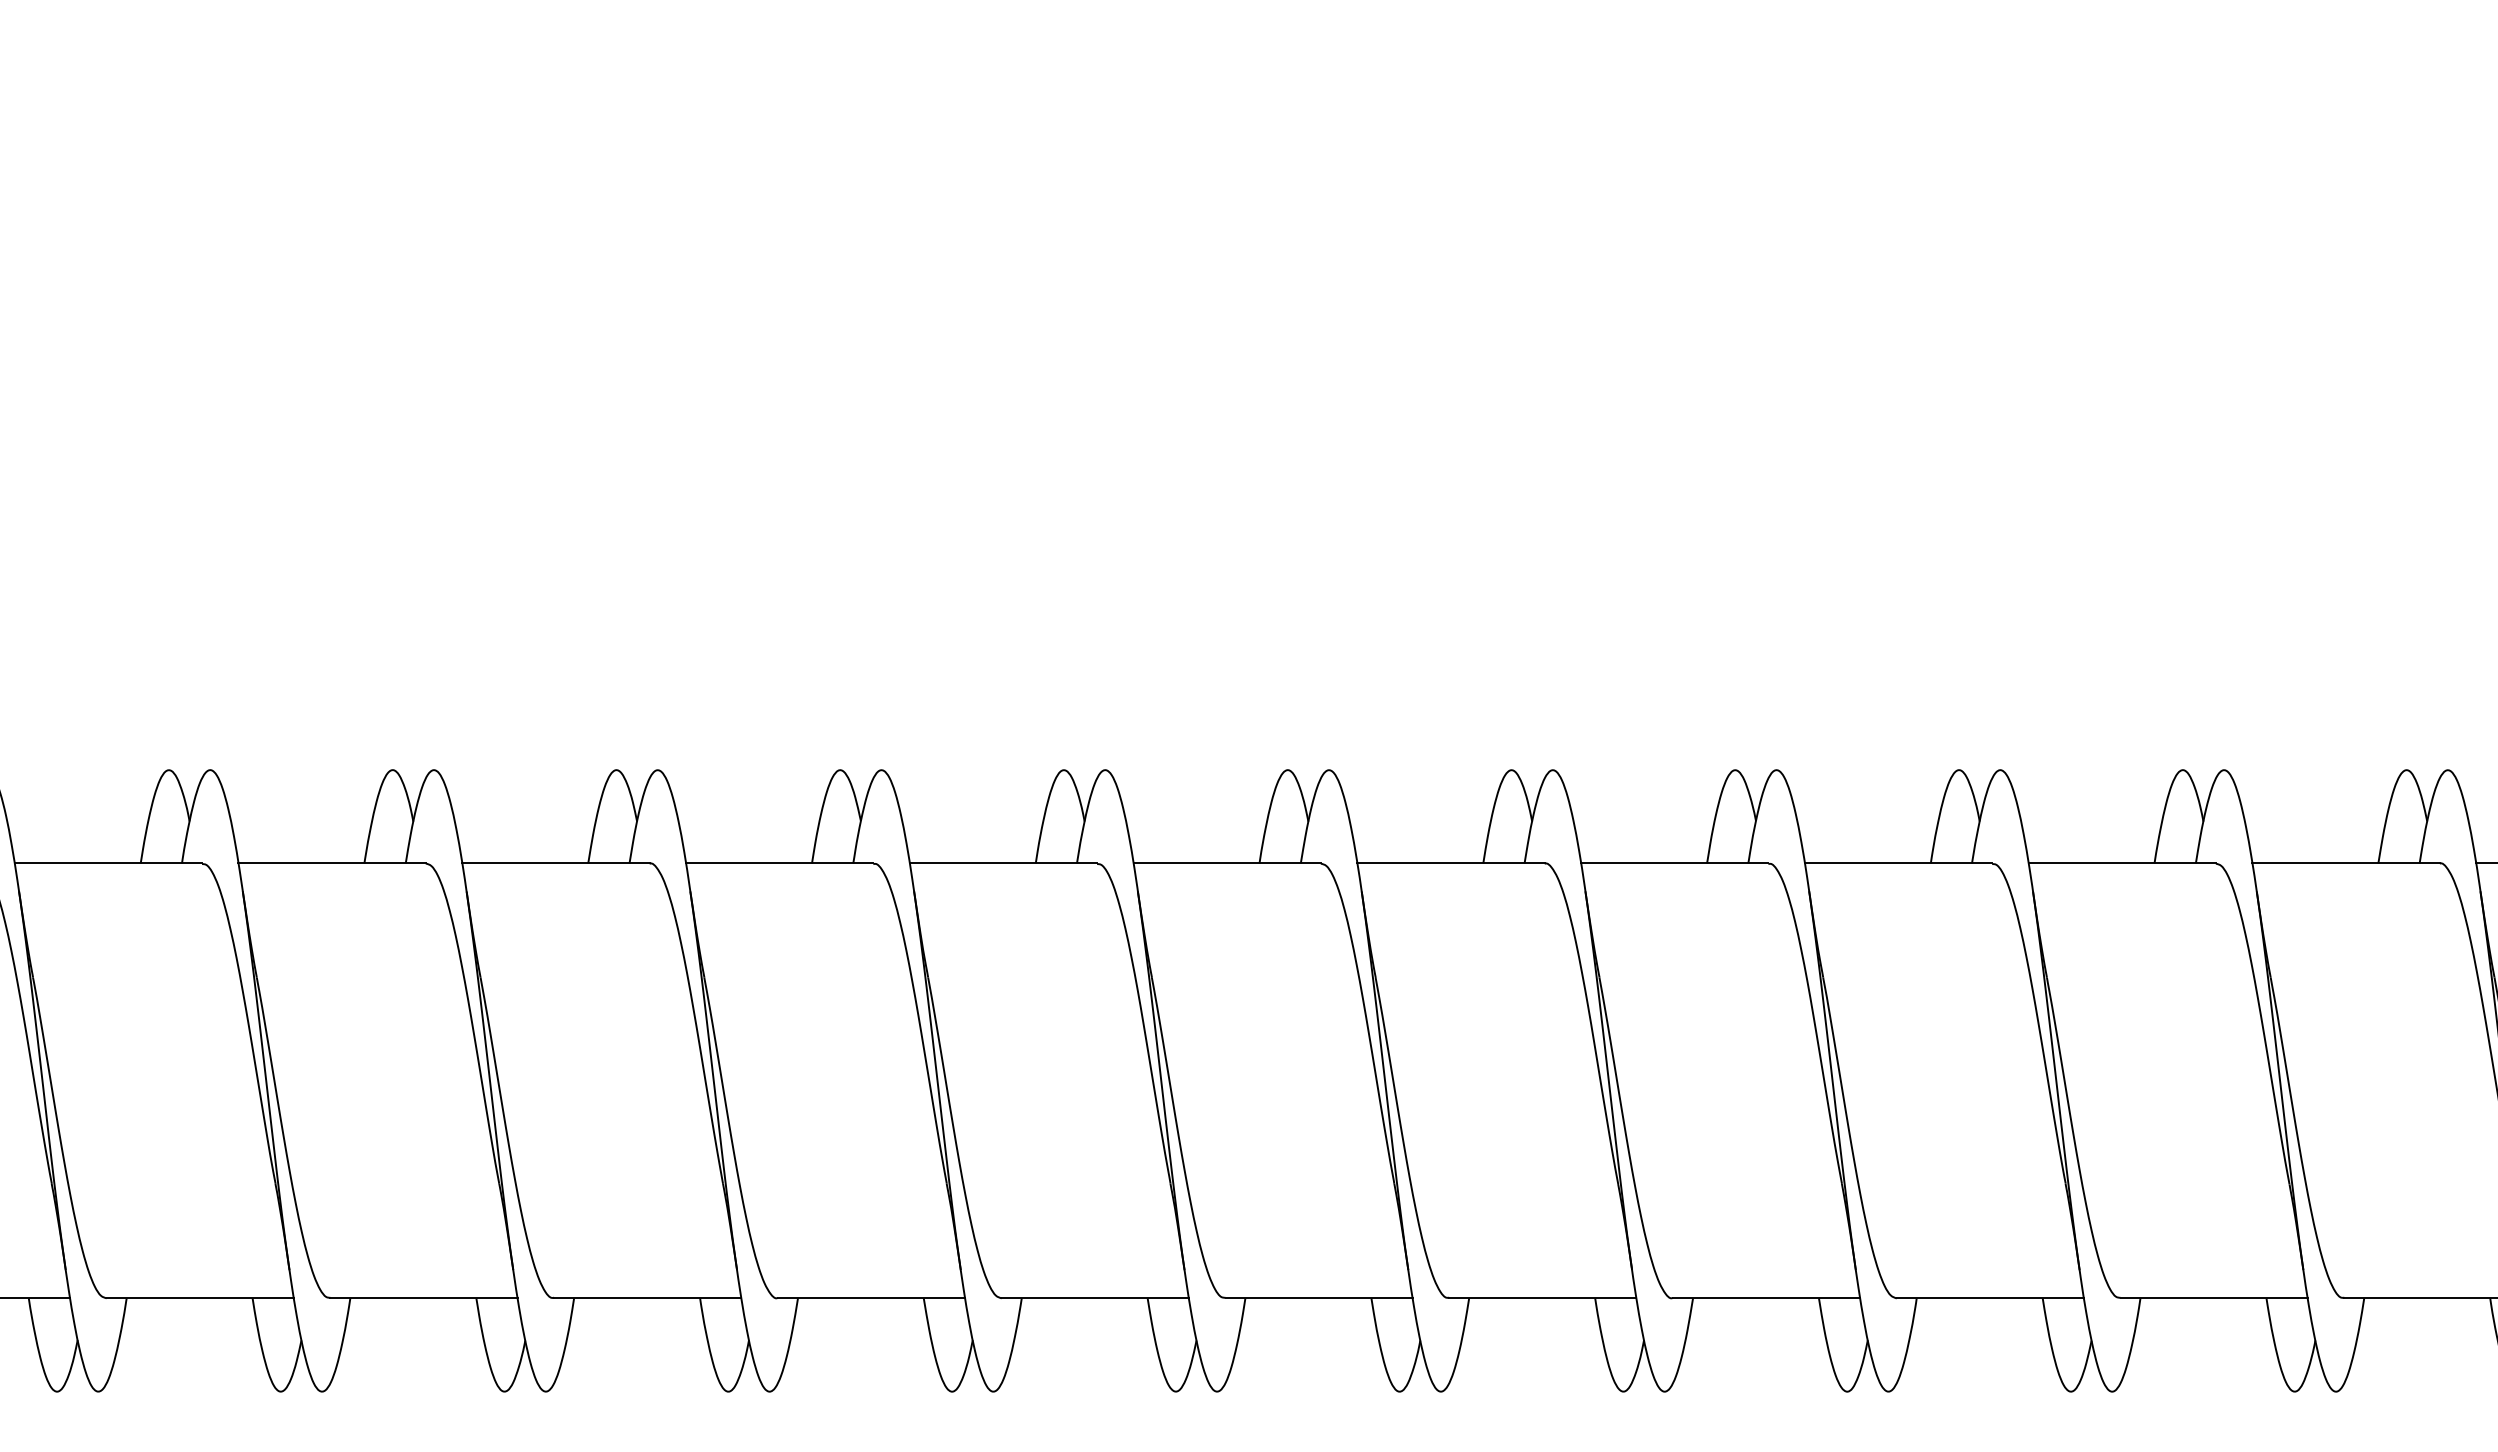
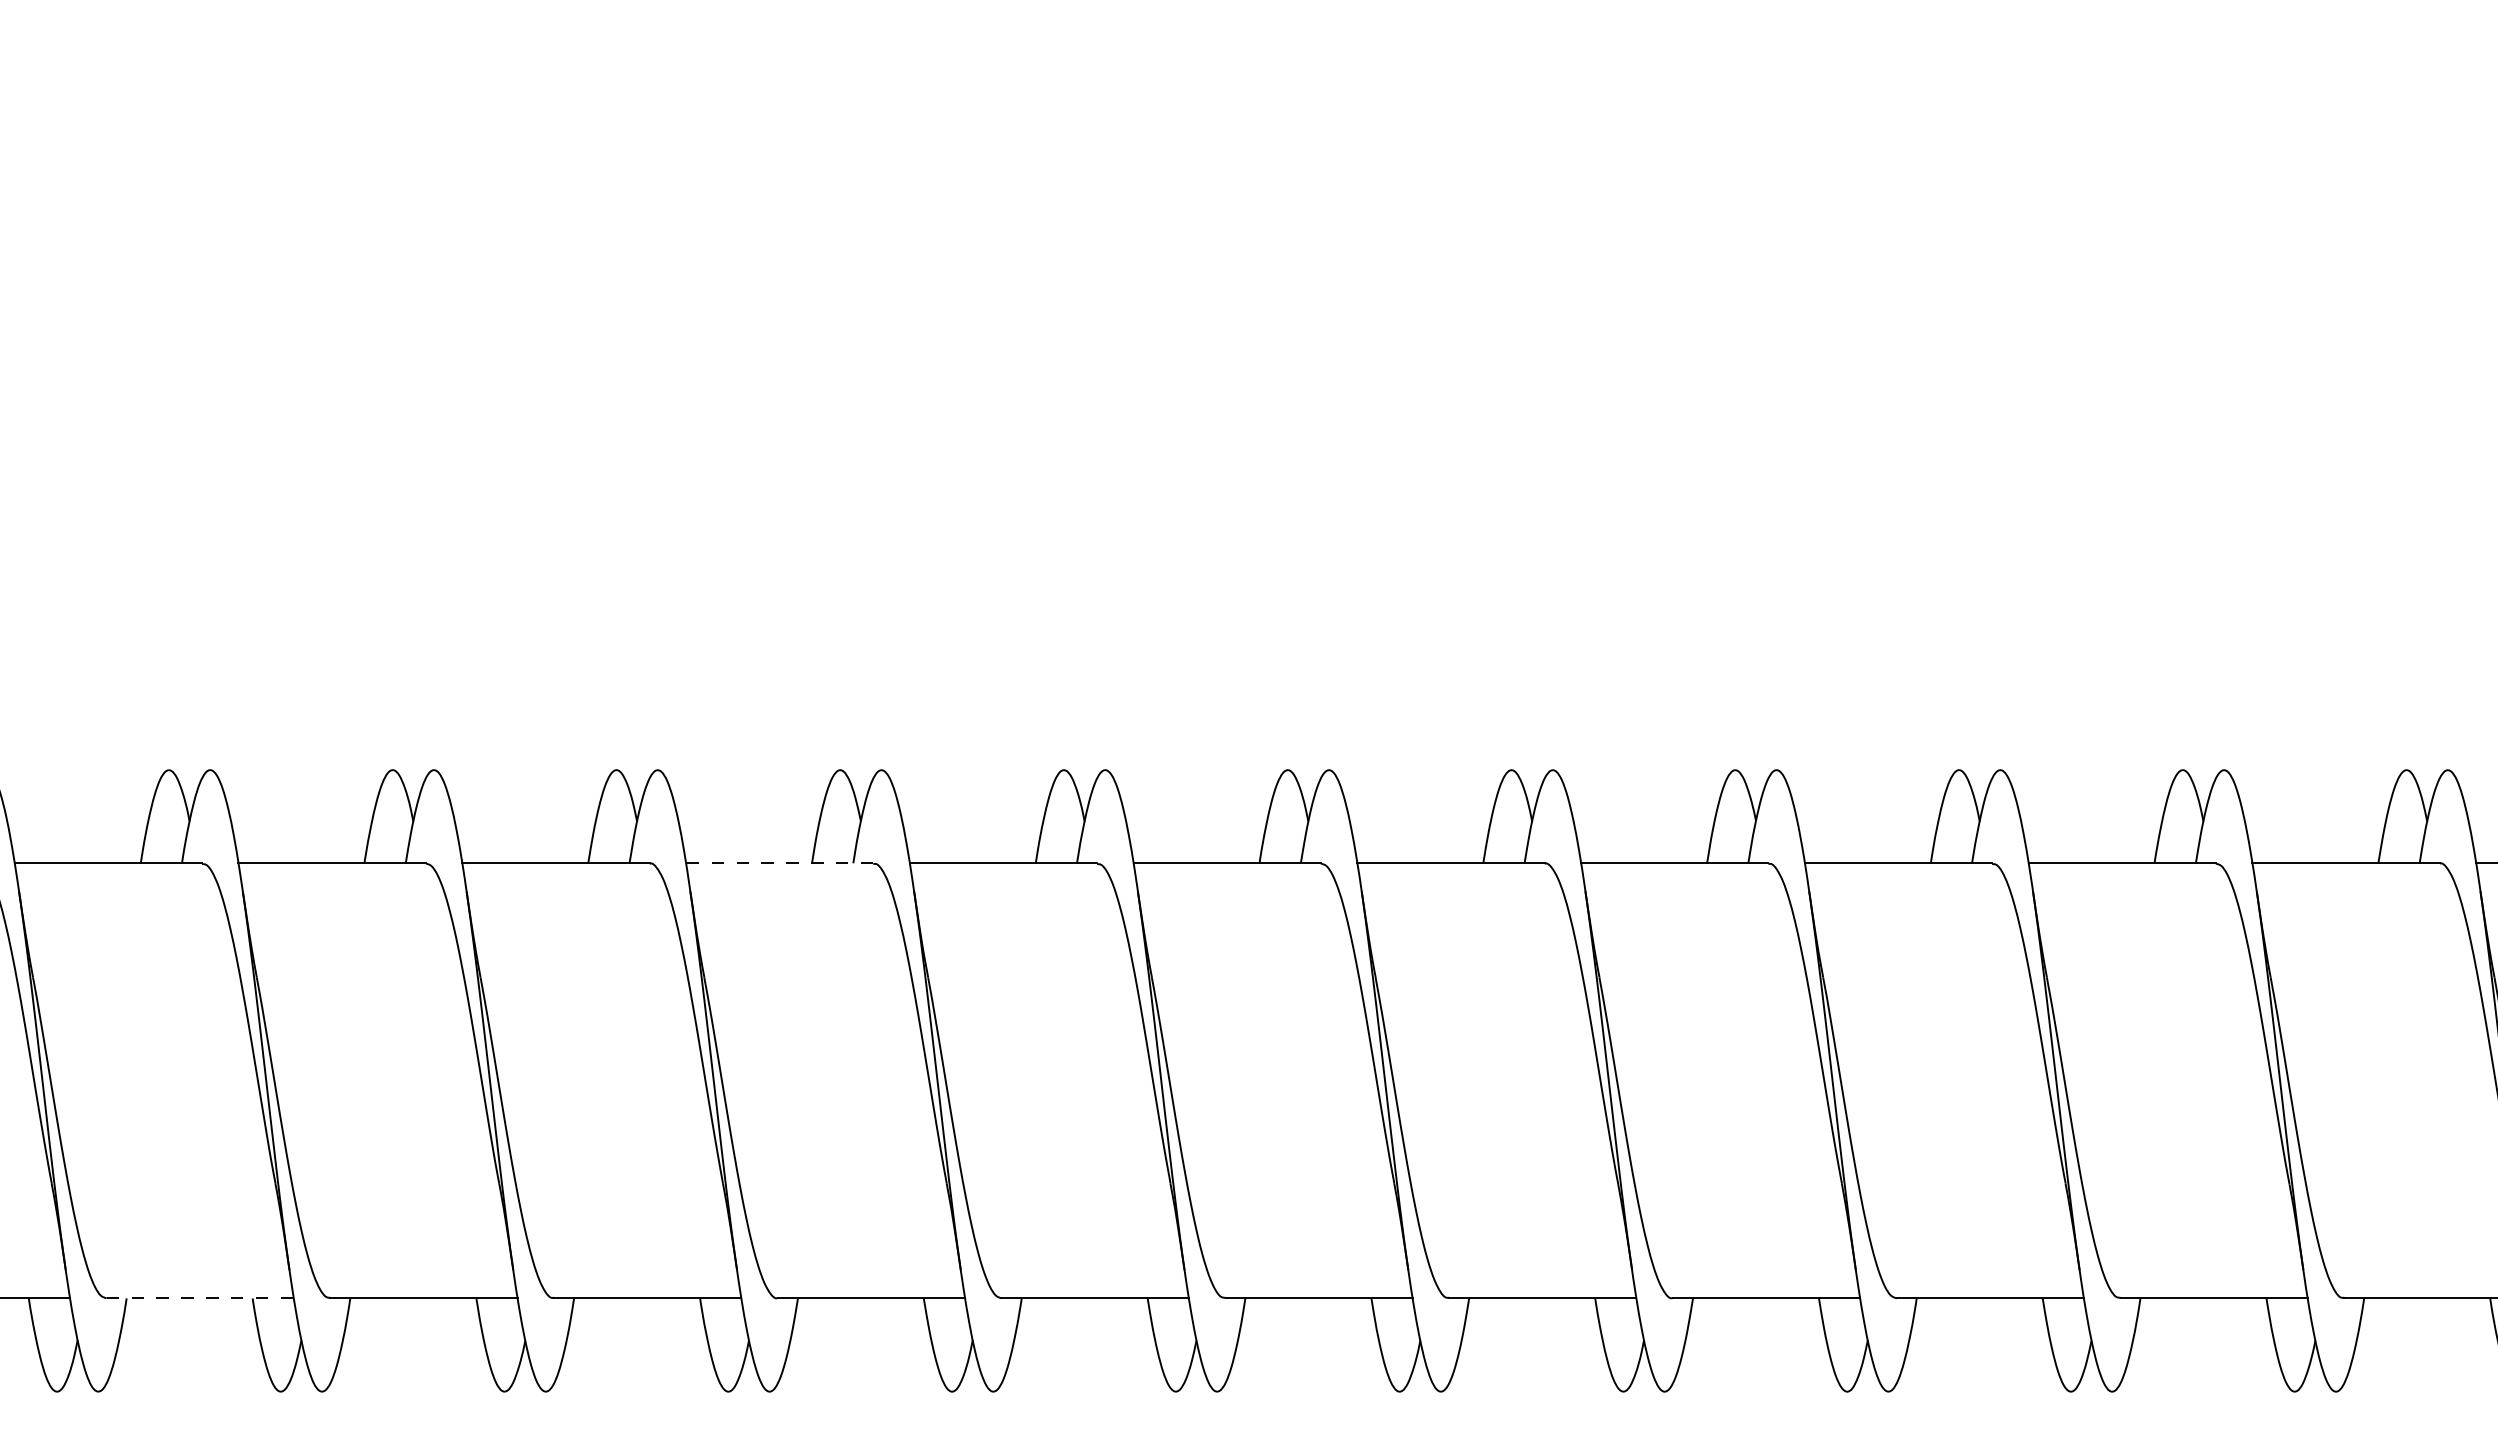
line: solid -> dashed (779, 863)
line: solid -> dashed (200, 1298)
